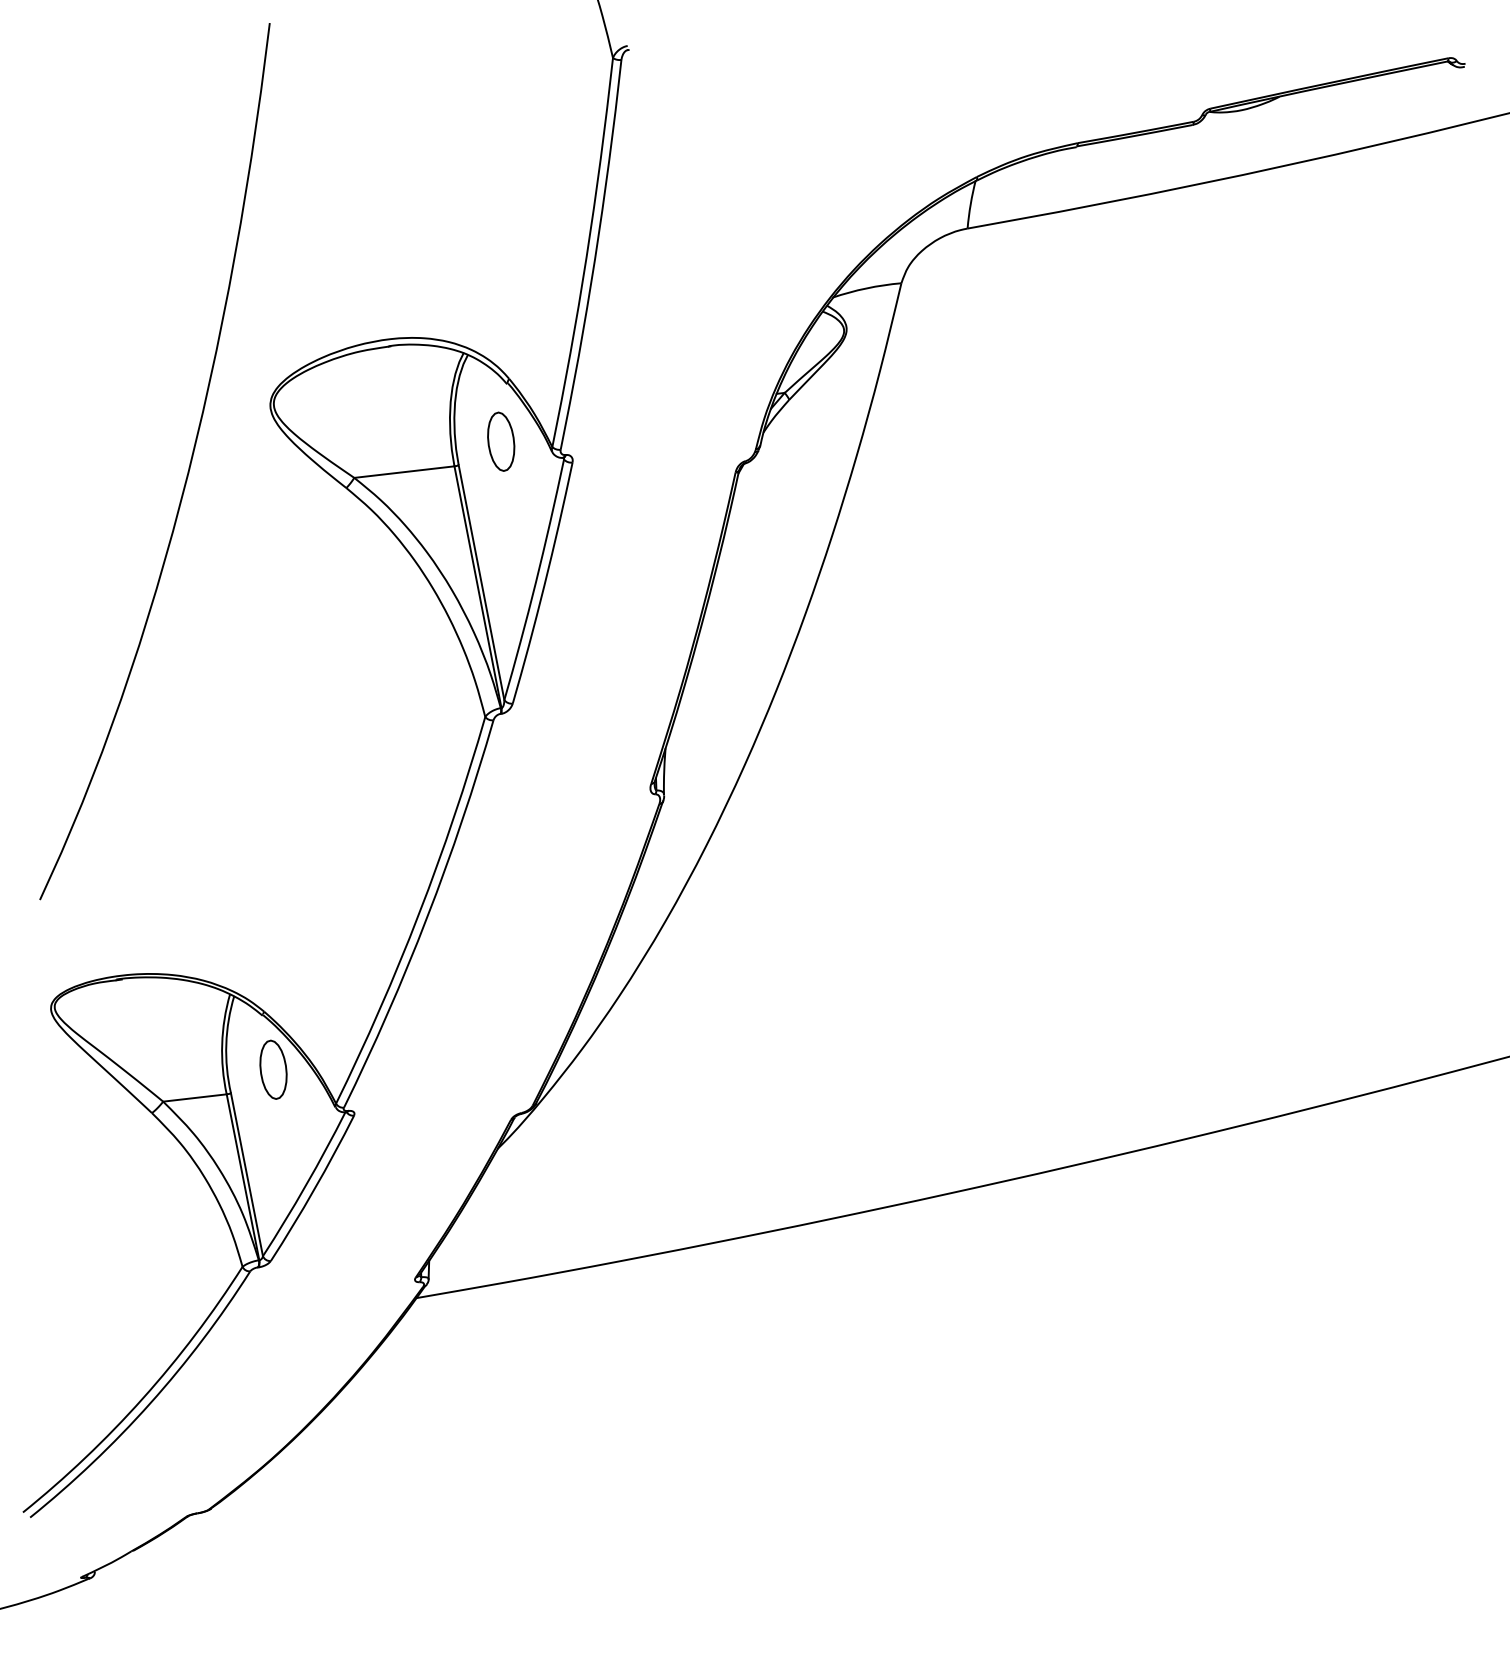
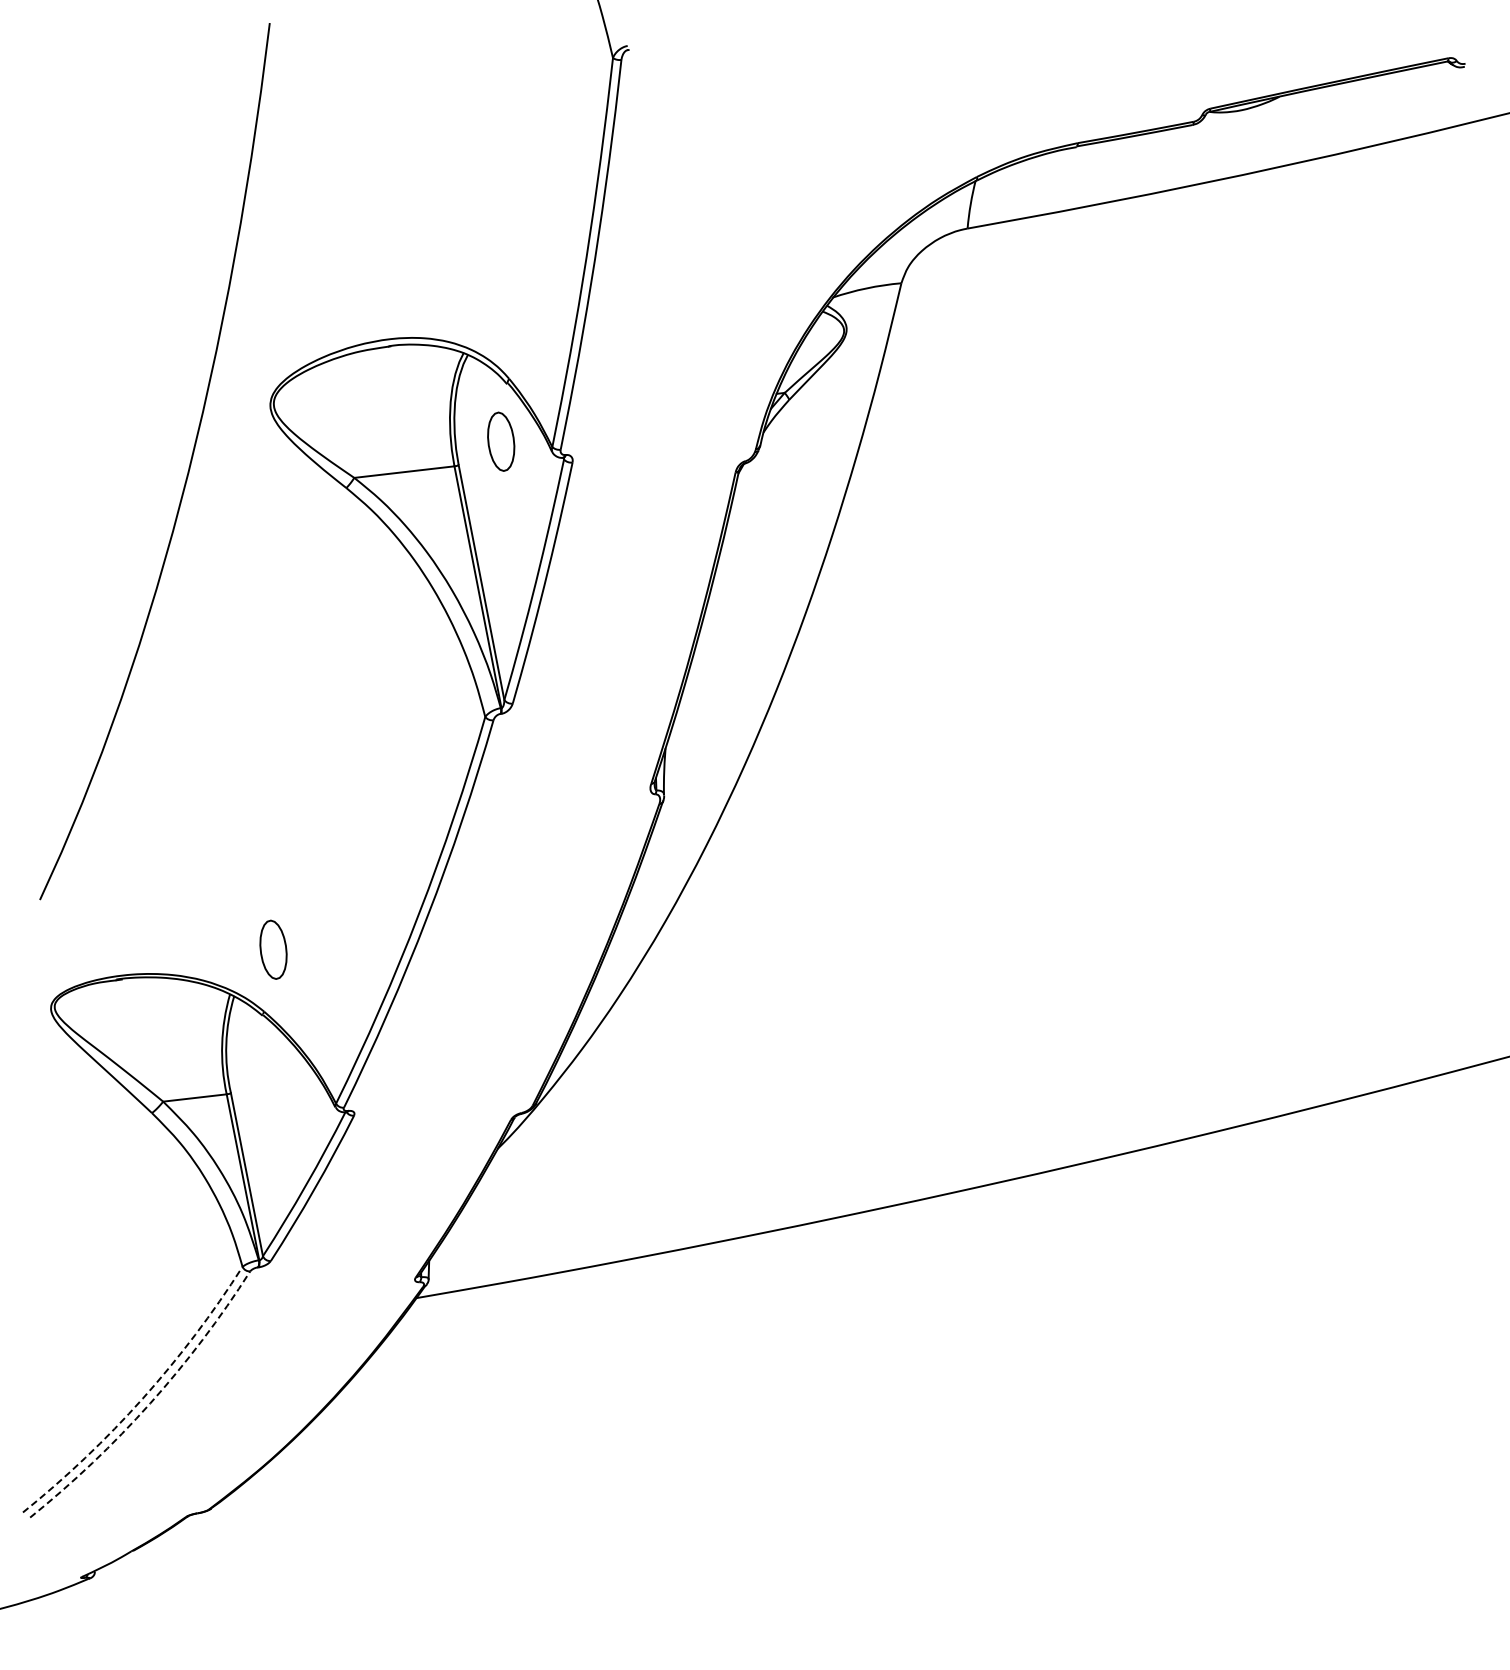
part position: (273, 1069) -> (273, 949) (273, 949)
arc: solid -> dashed (142, 1398)
arc: solid -> dashed (150, 1403)
